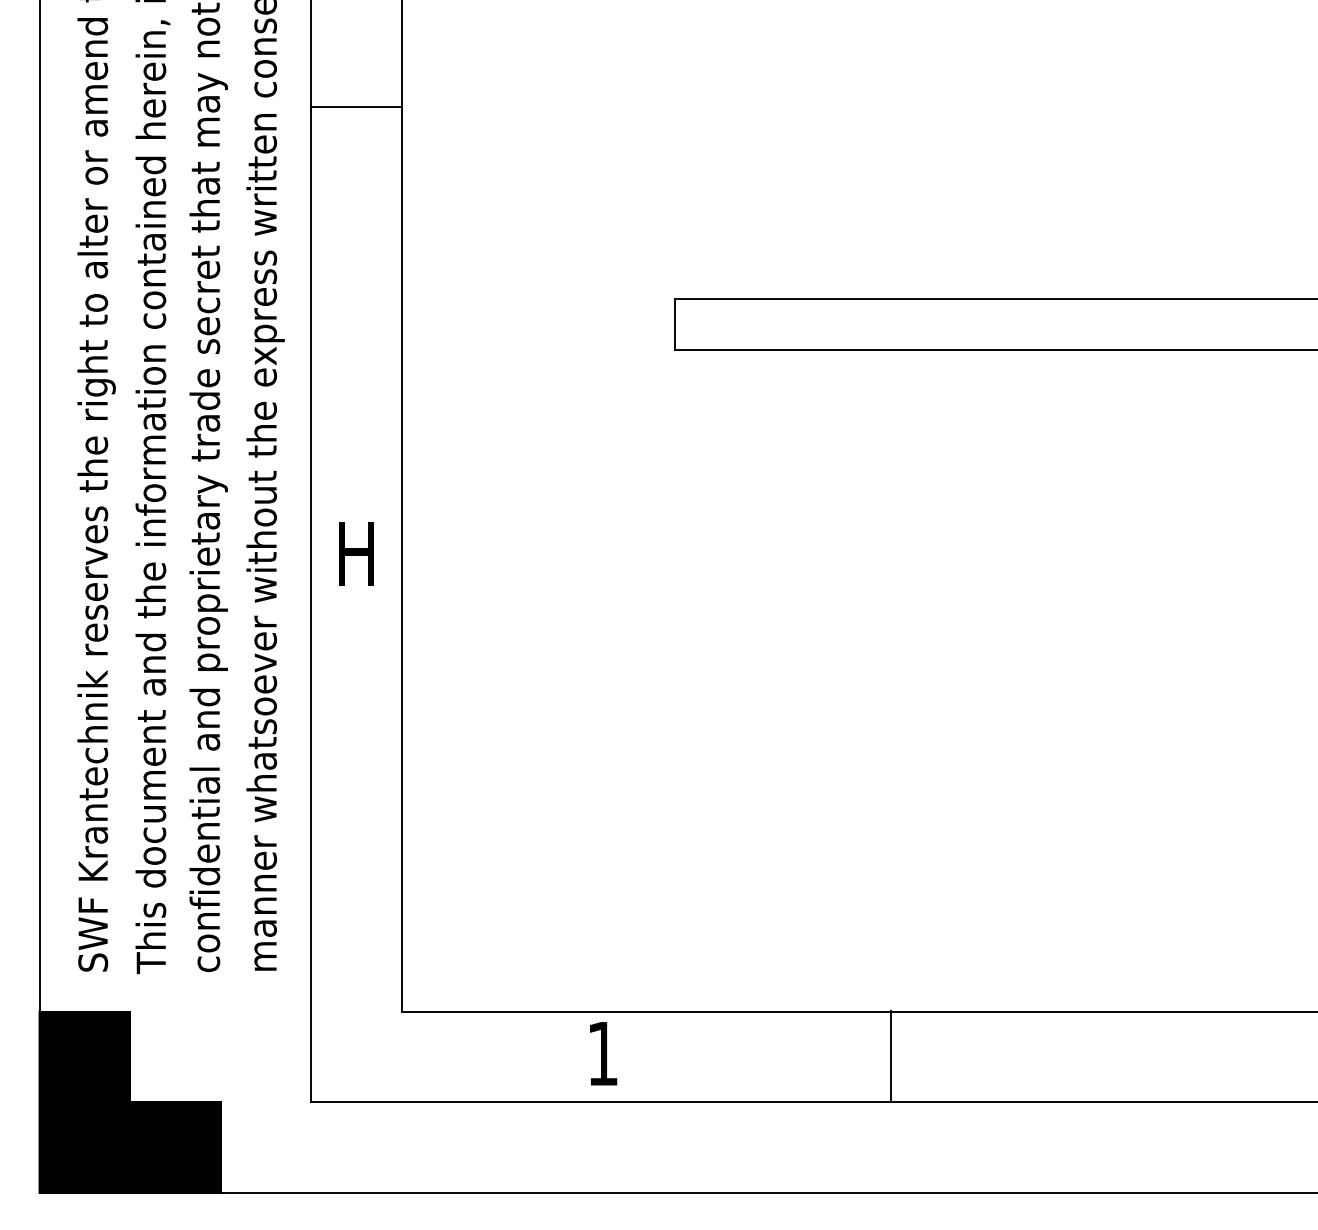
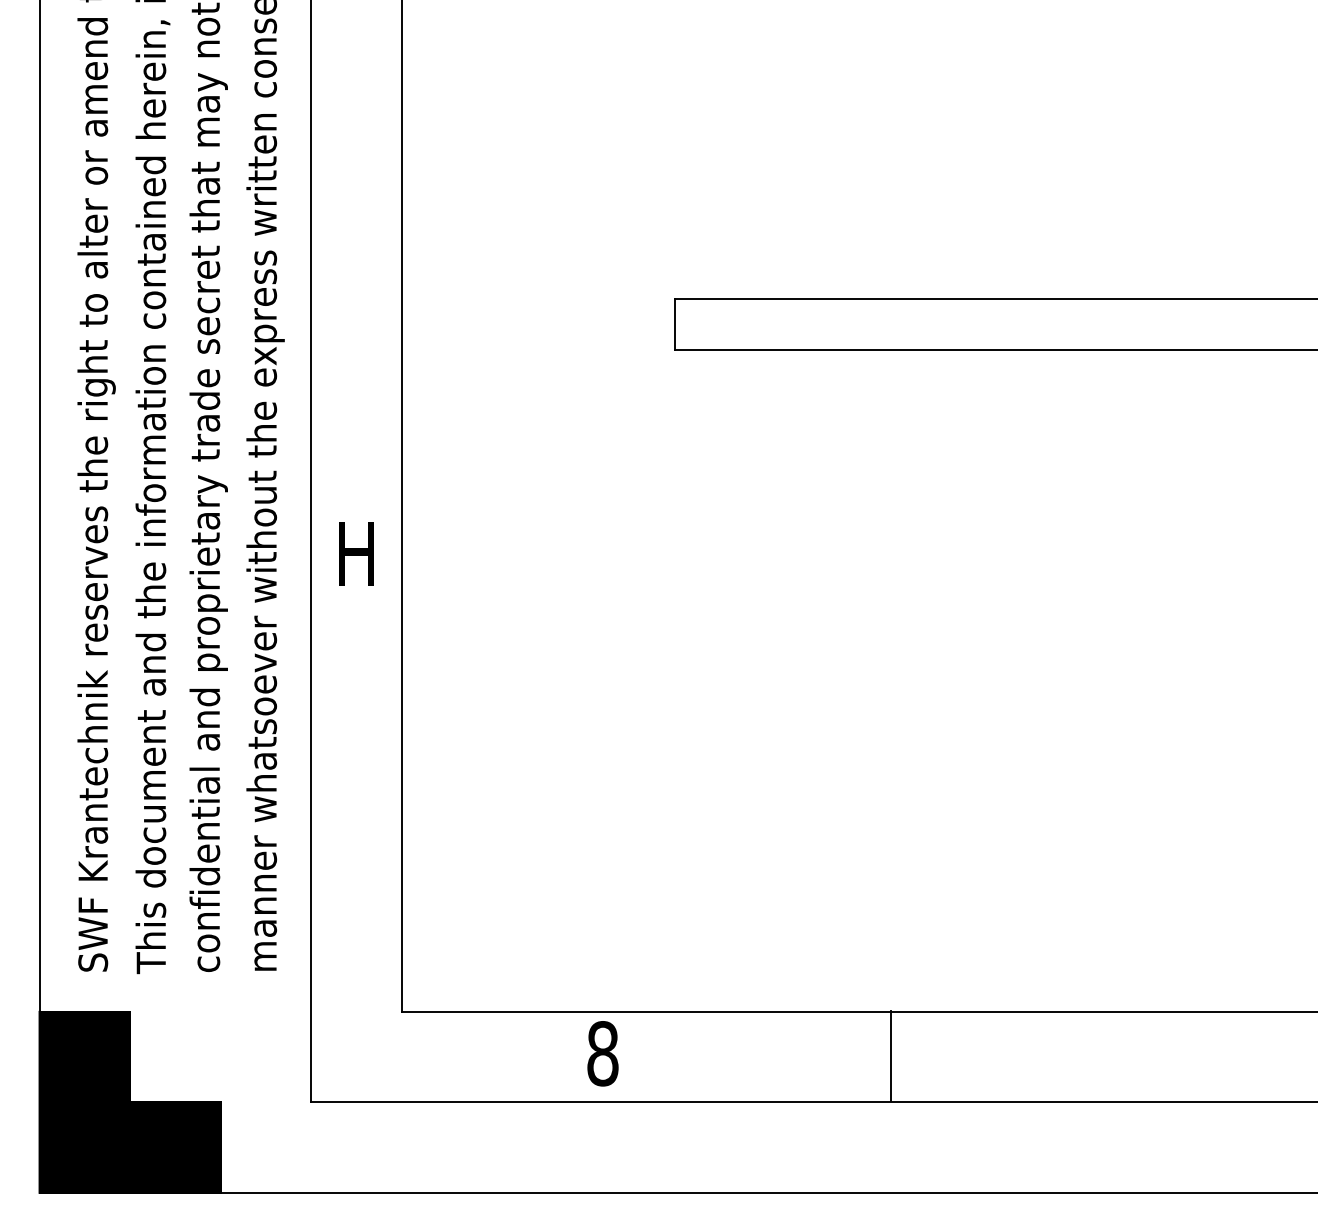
line: present -> none (356, 106)
text: 1 -> 8 (602, 1053)
